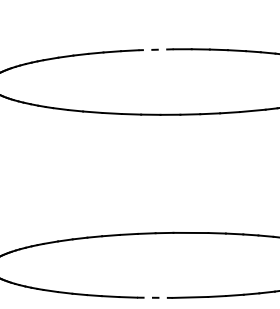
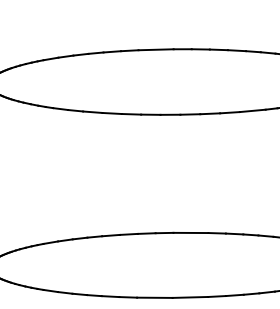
line: dashed -> solid (156, 49)
line: dashed -> solid (154, 297)
